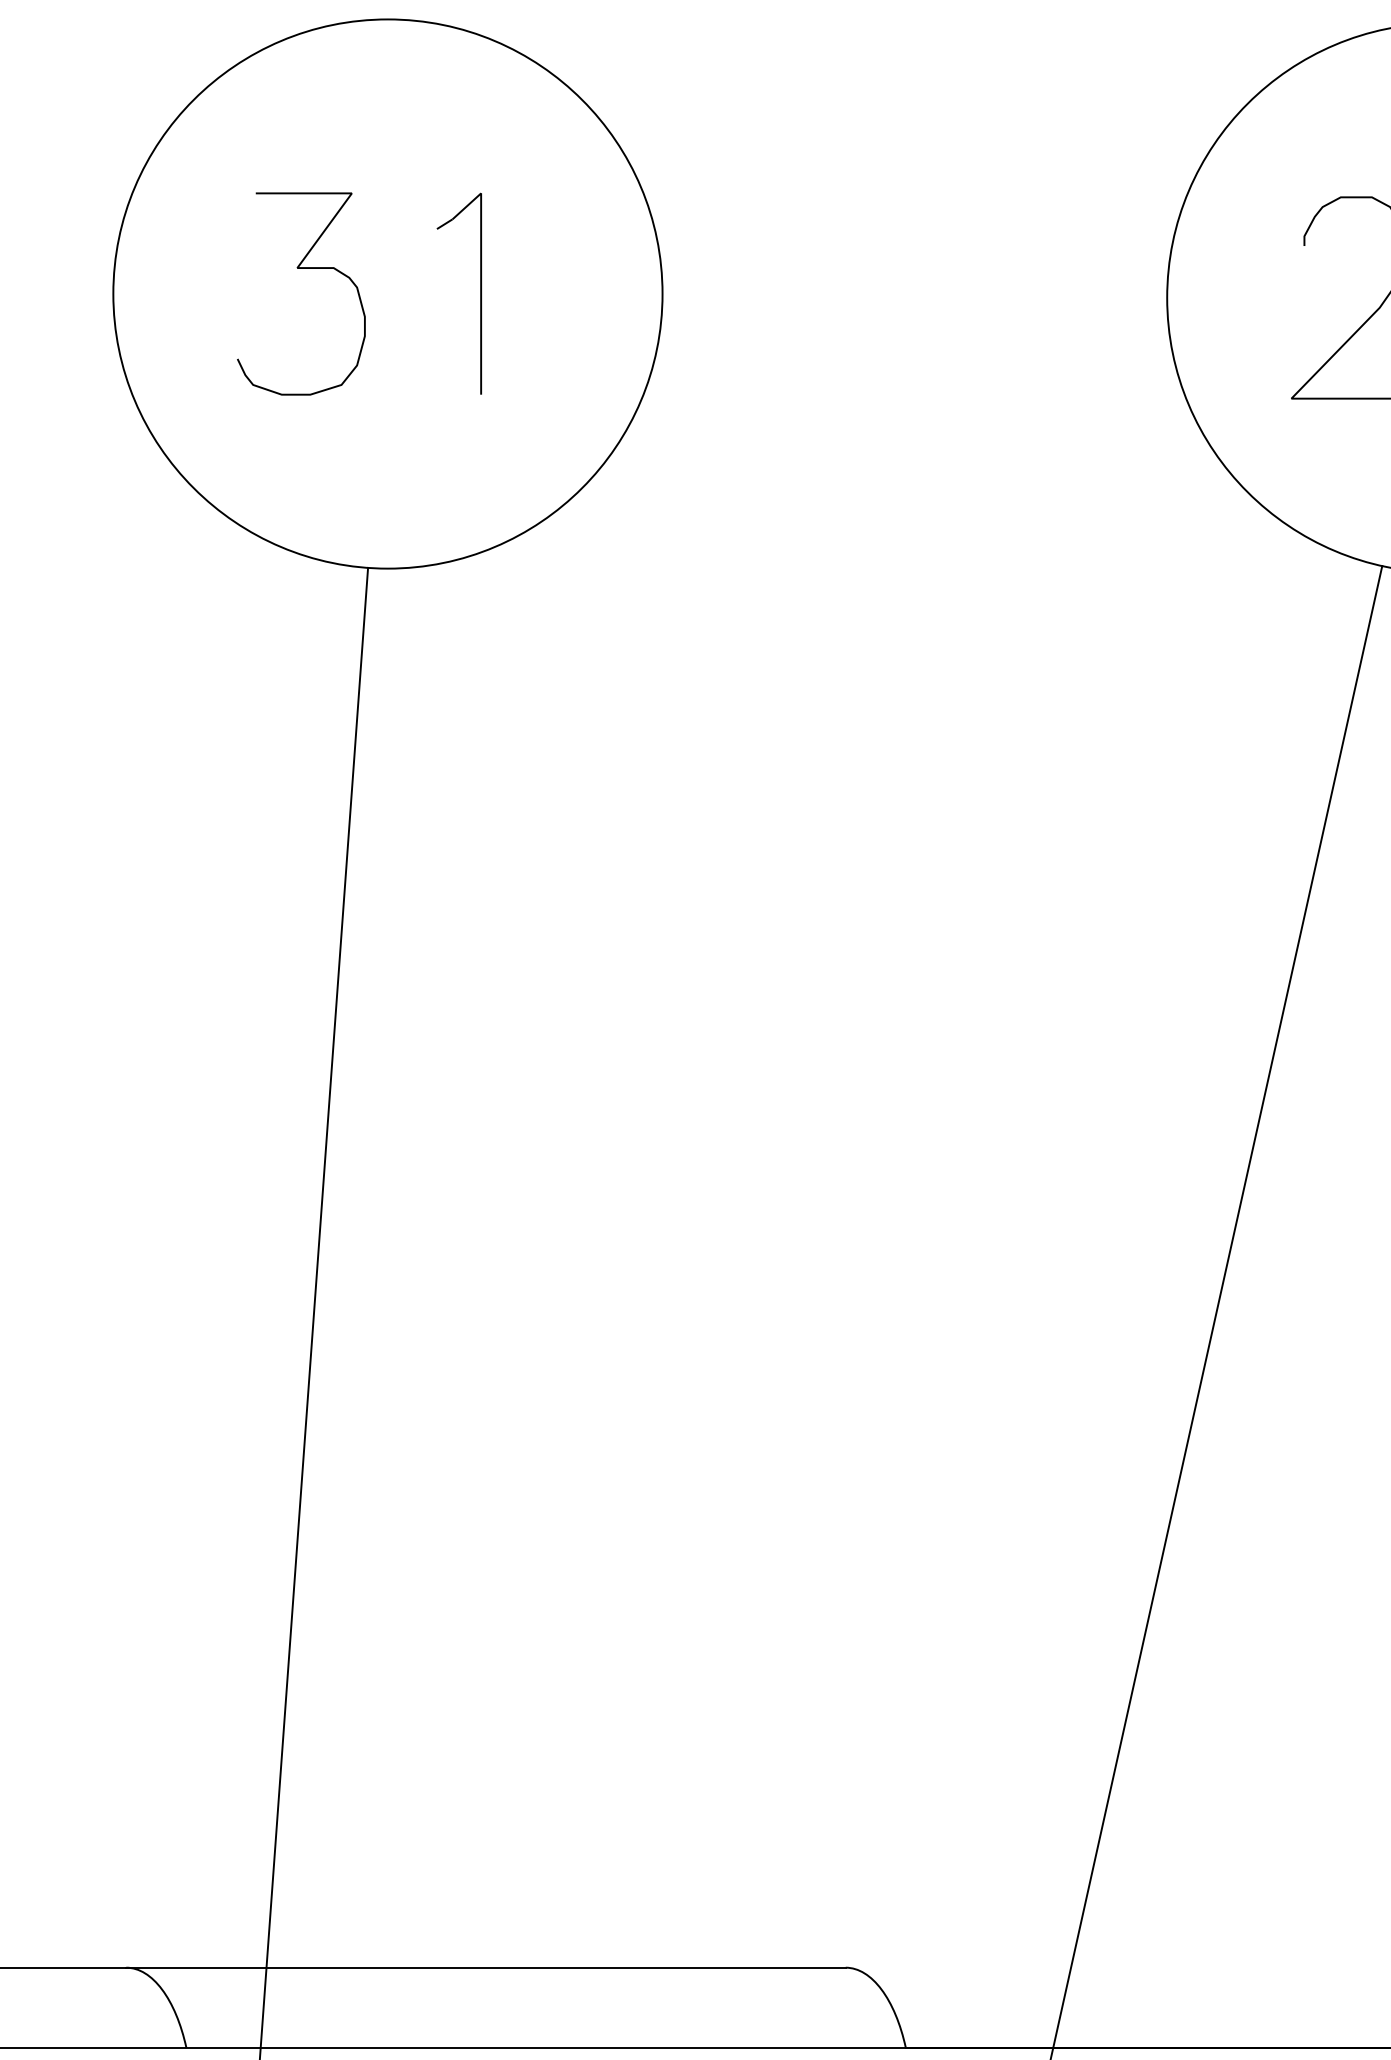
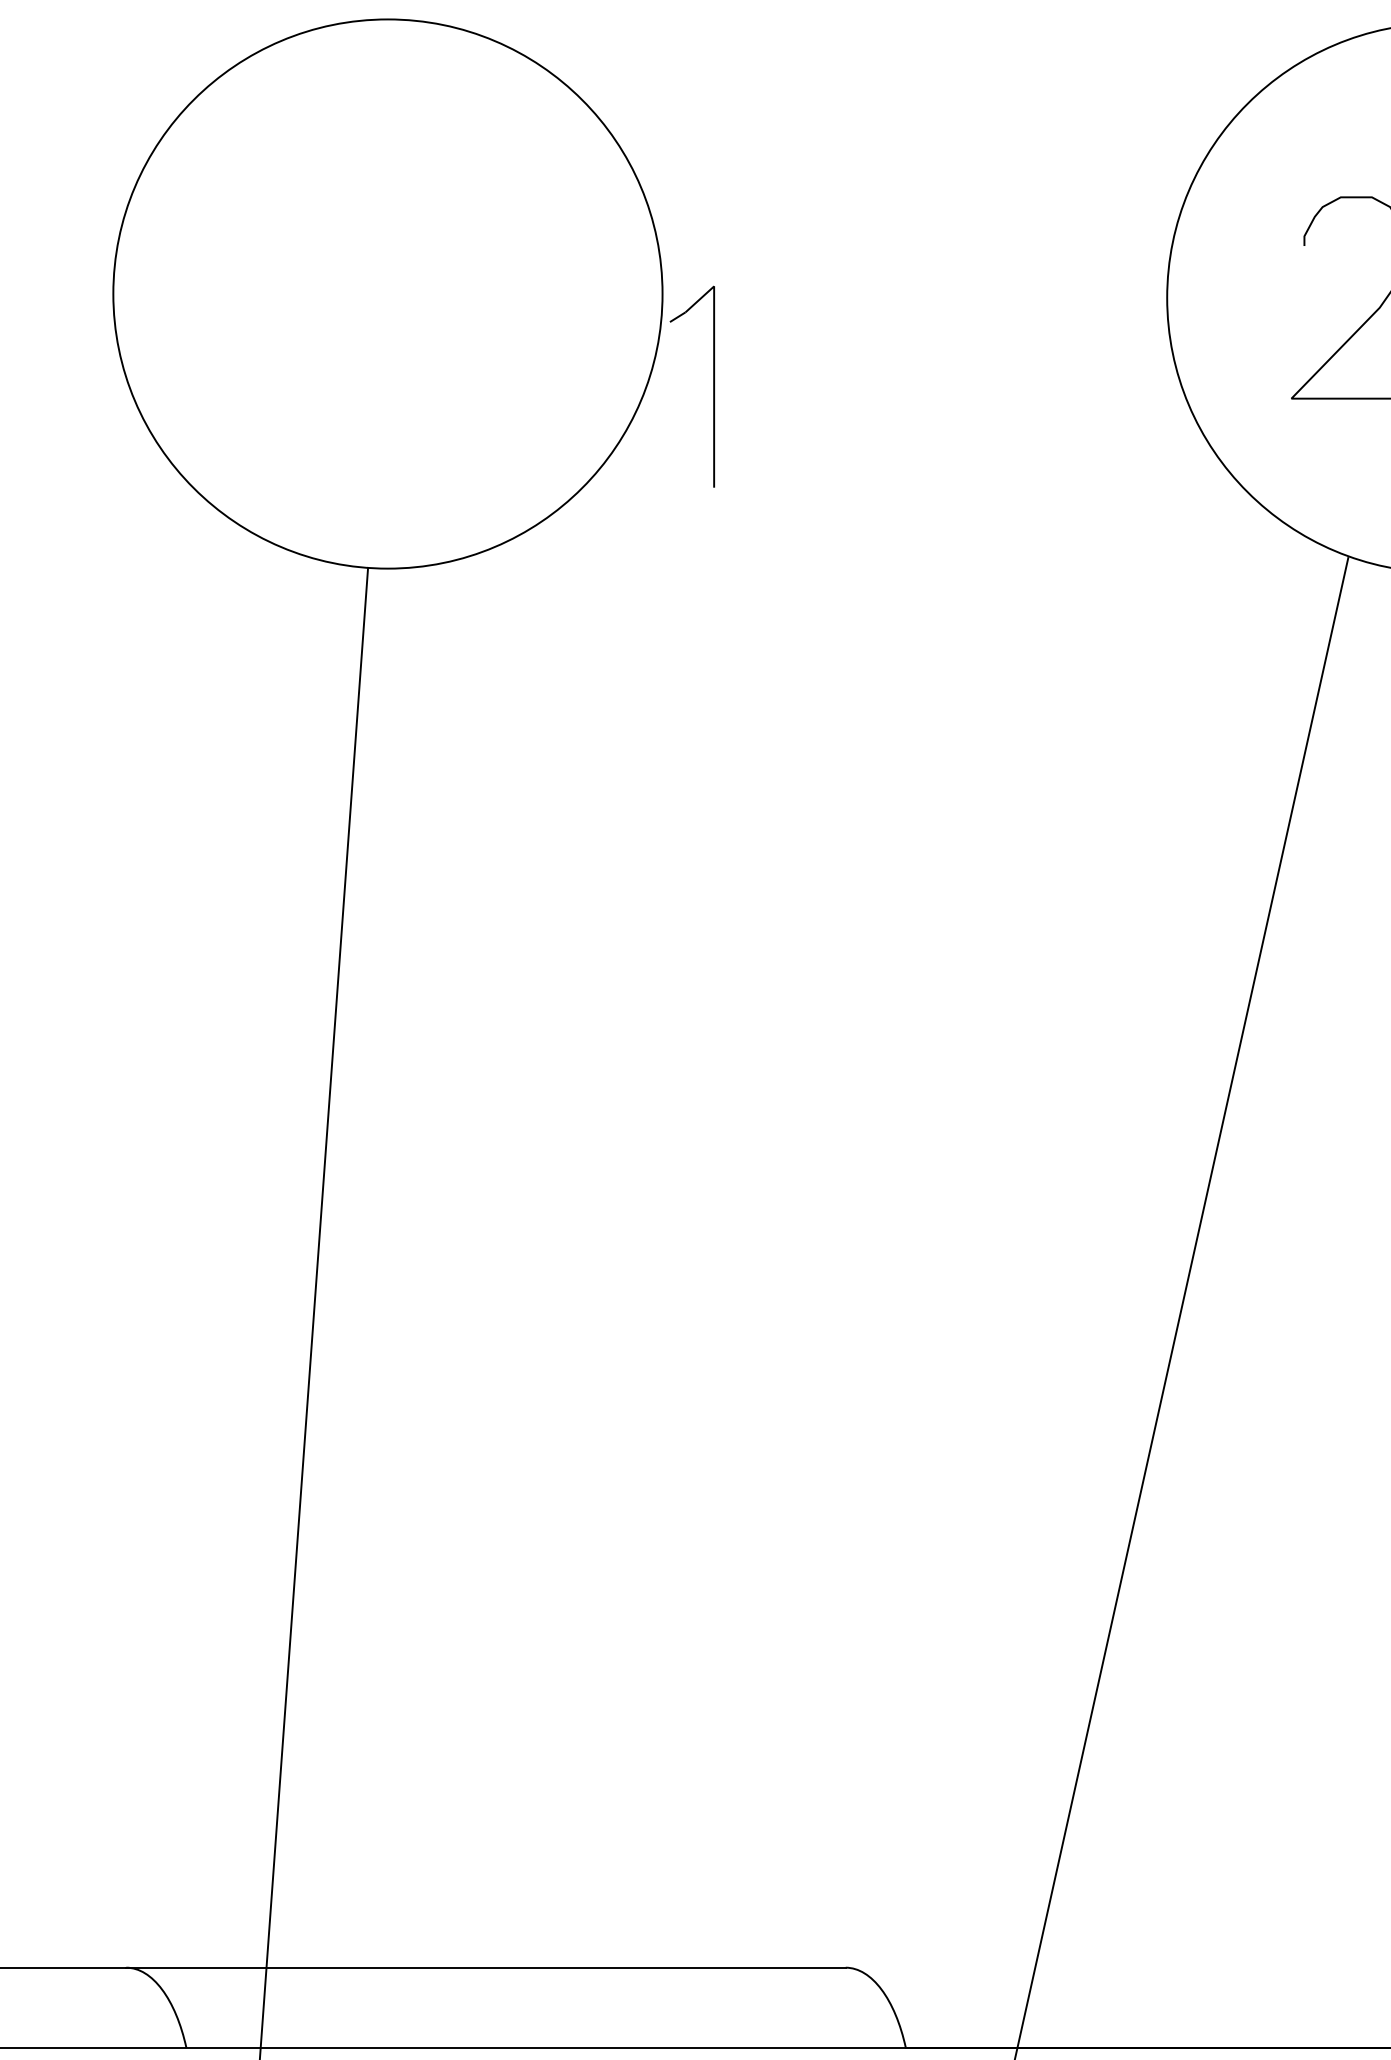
curve: present -> none (301, 268)
part position: (480, 293) -> (713, 386) (713, 386)
line position: (1216, 1311) -> (1181, 1307) (1181, 1307)
